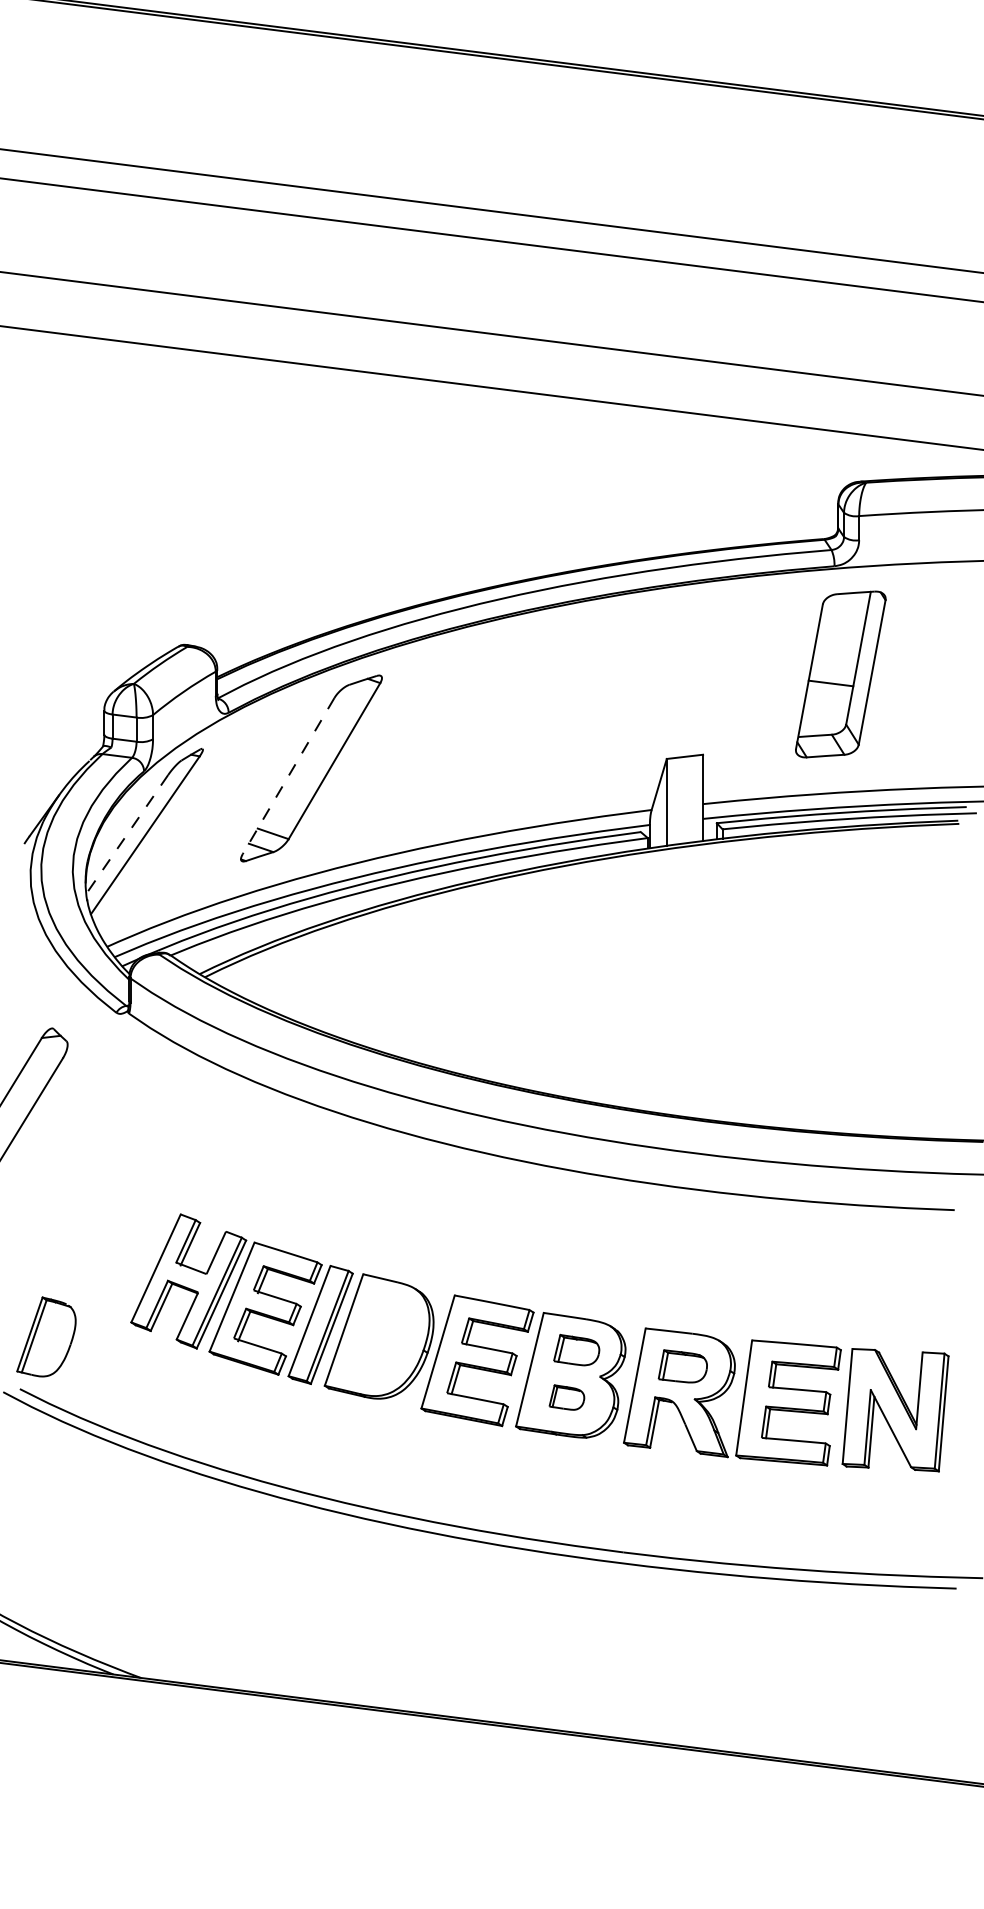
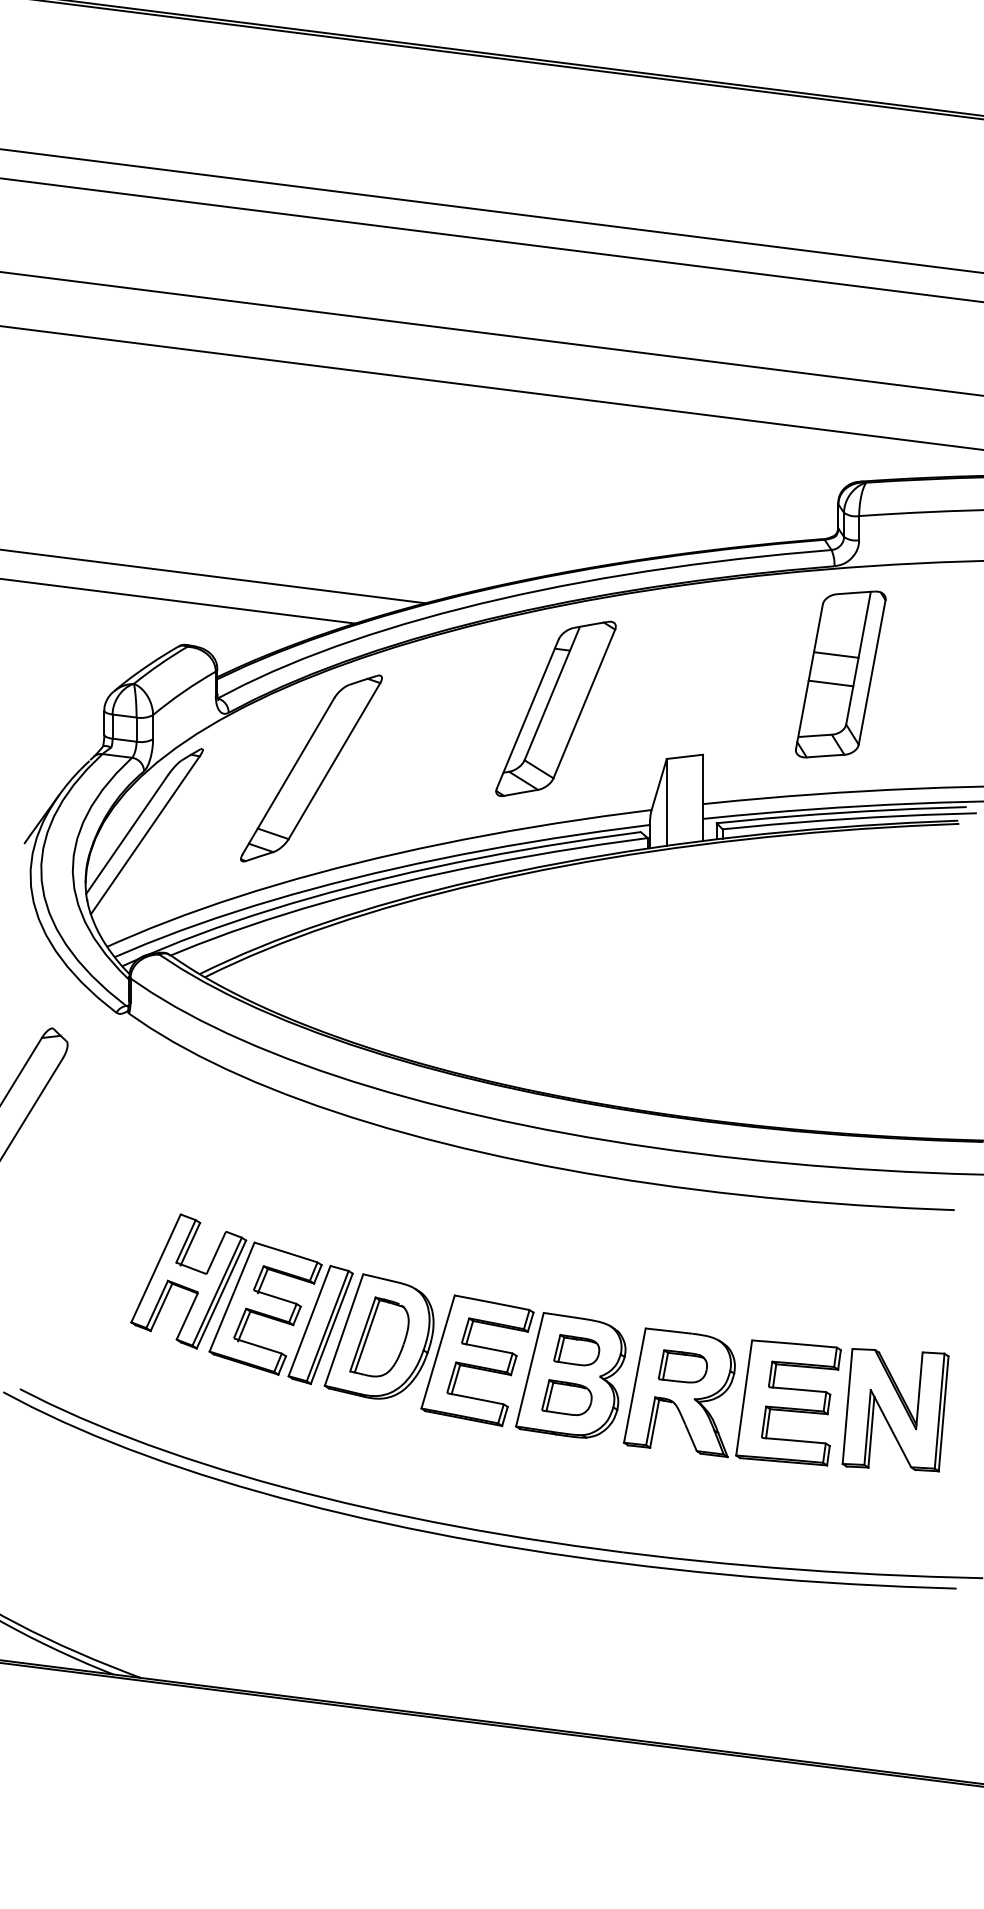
line: none -> present (213, 576)
line: none -> present (178, 601)
line: none -> present (835, 654)
part: none -> present (555, 708)
line: dashed -> solid (288, 776)
line: dashed -> solid (126, 834)
part position: (46, 1336) -> (379, 1336) (379, 1336)
part size: 38x27 px -> 52x37 px (566, 1397)
